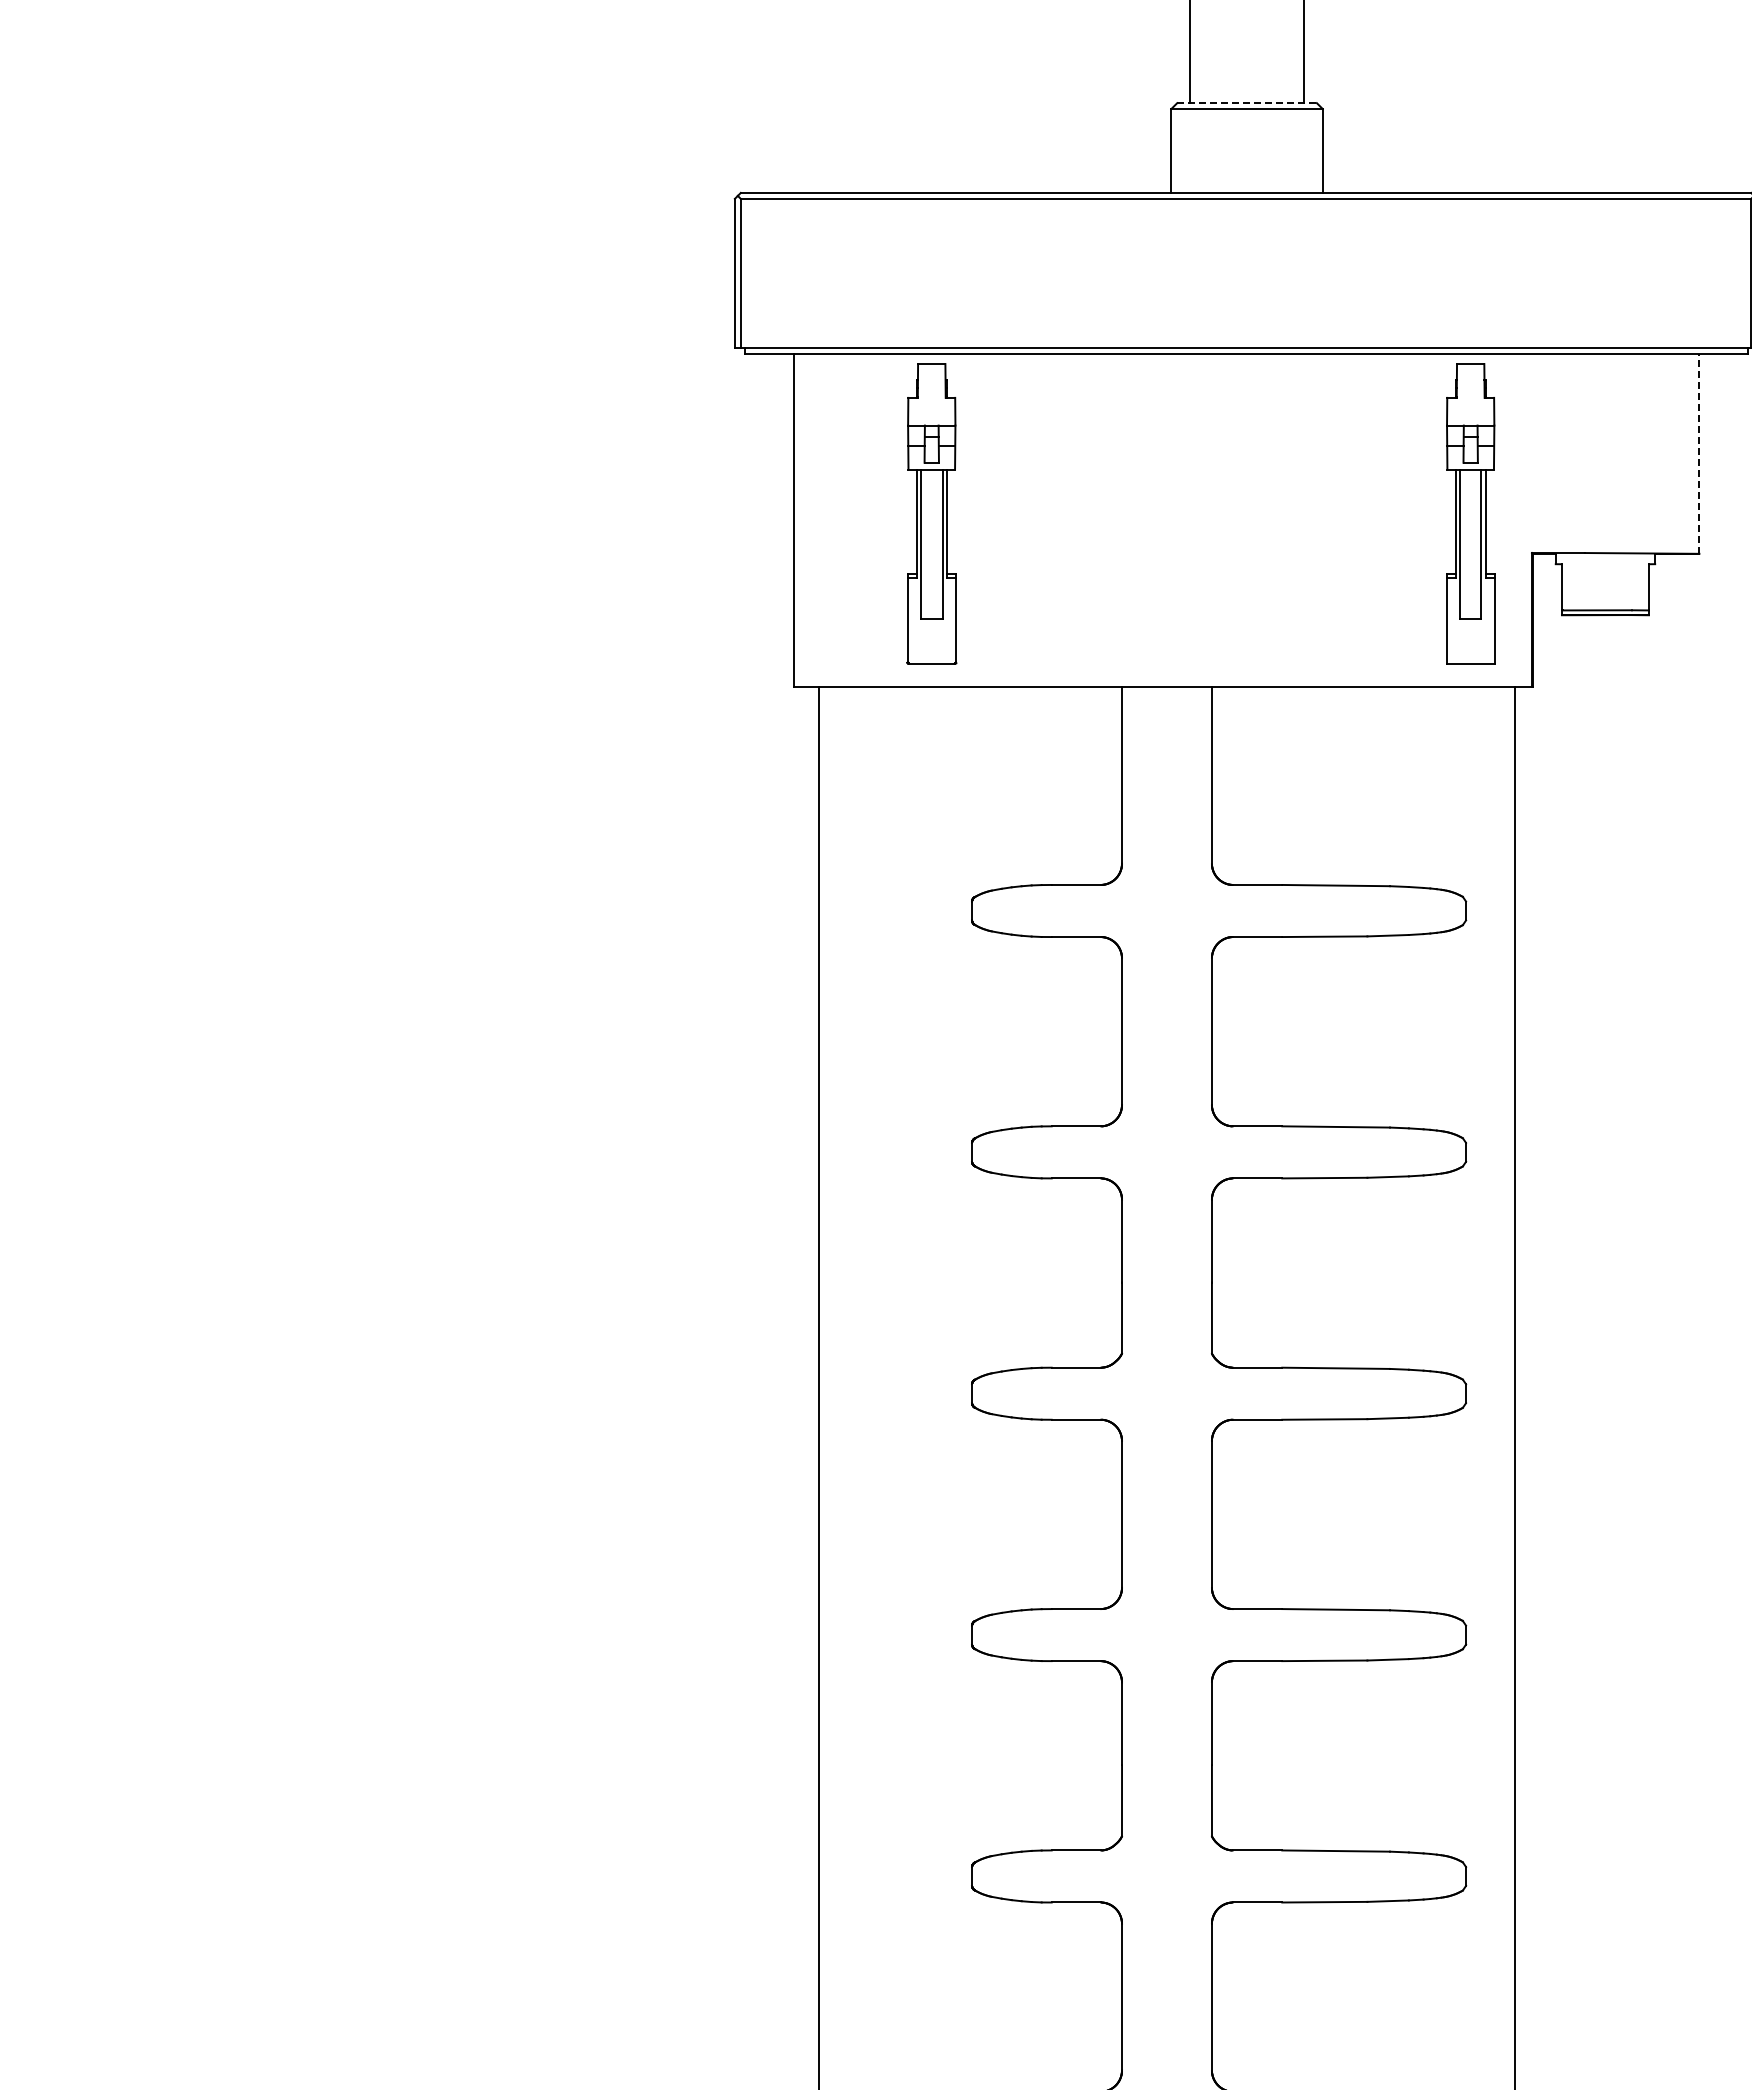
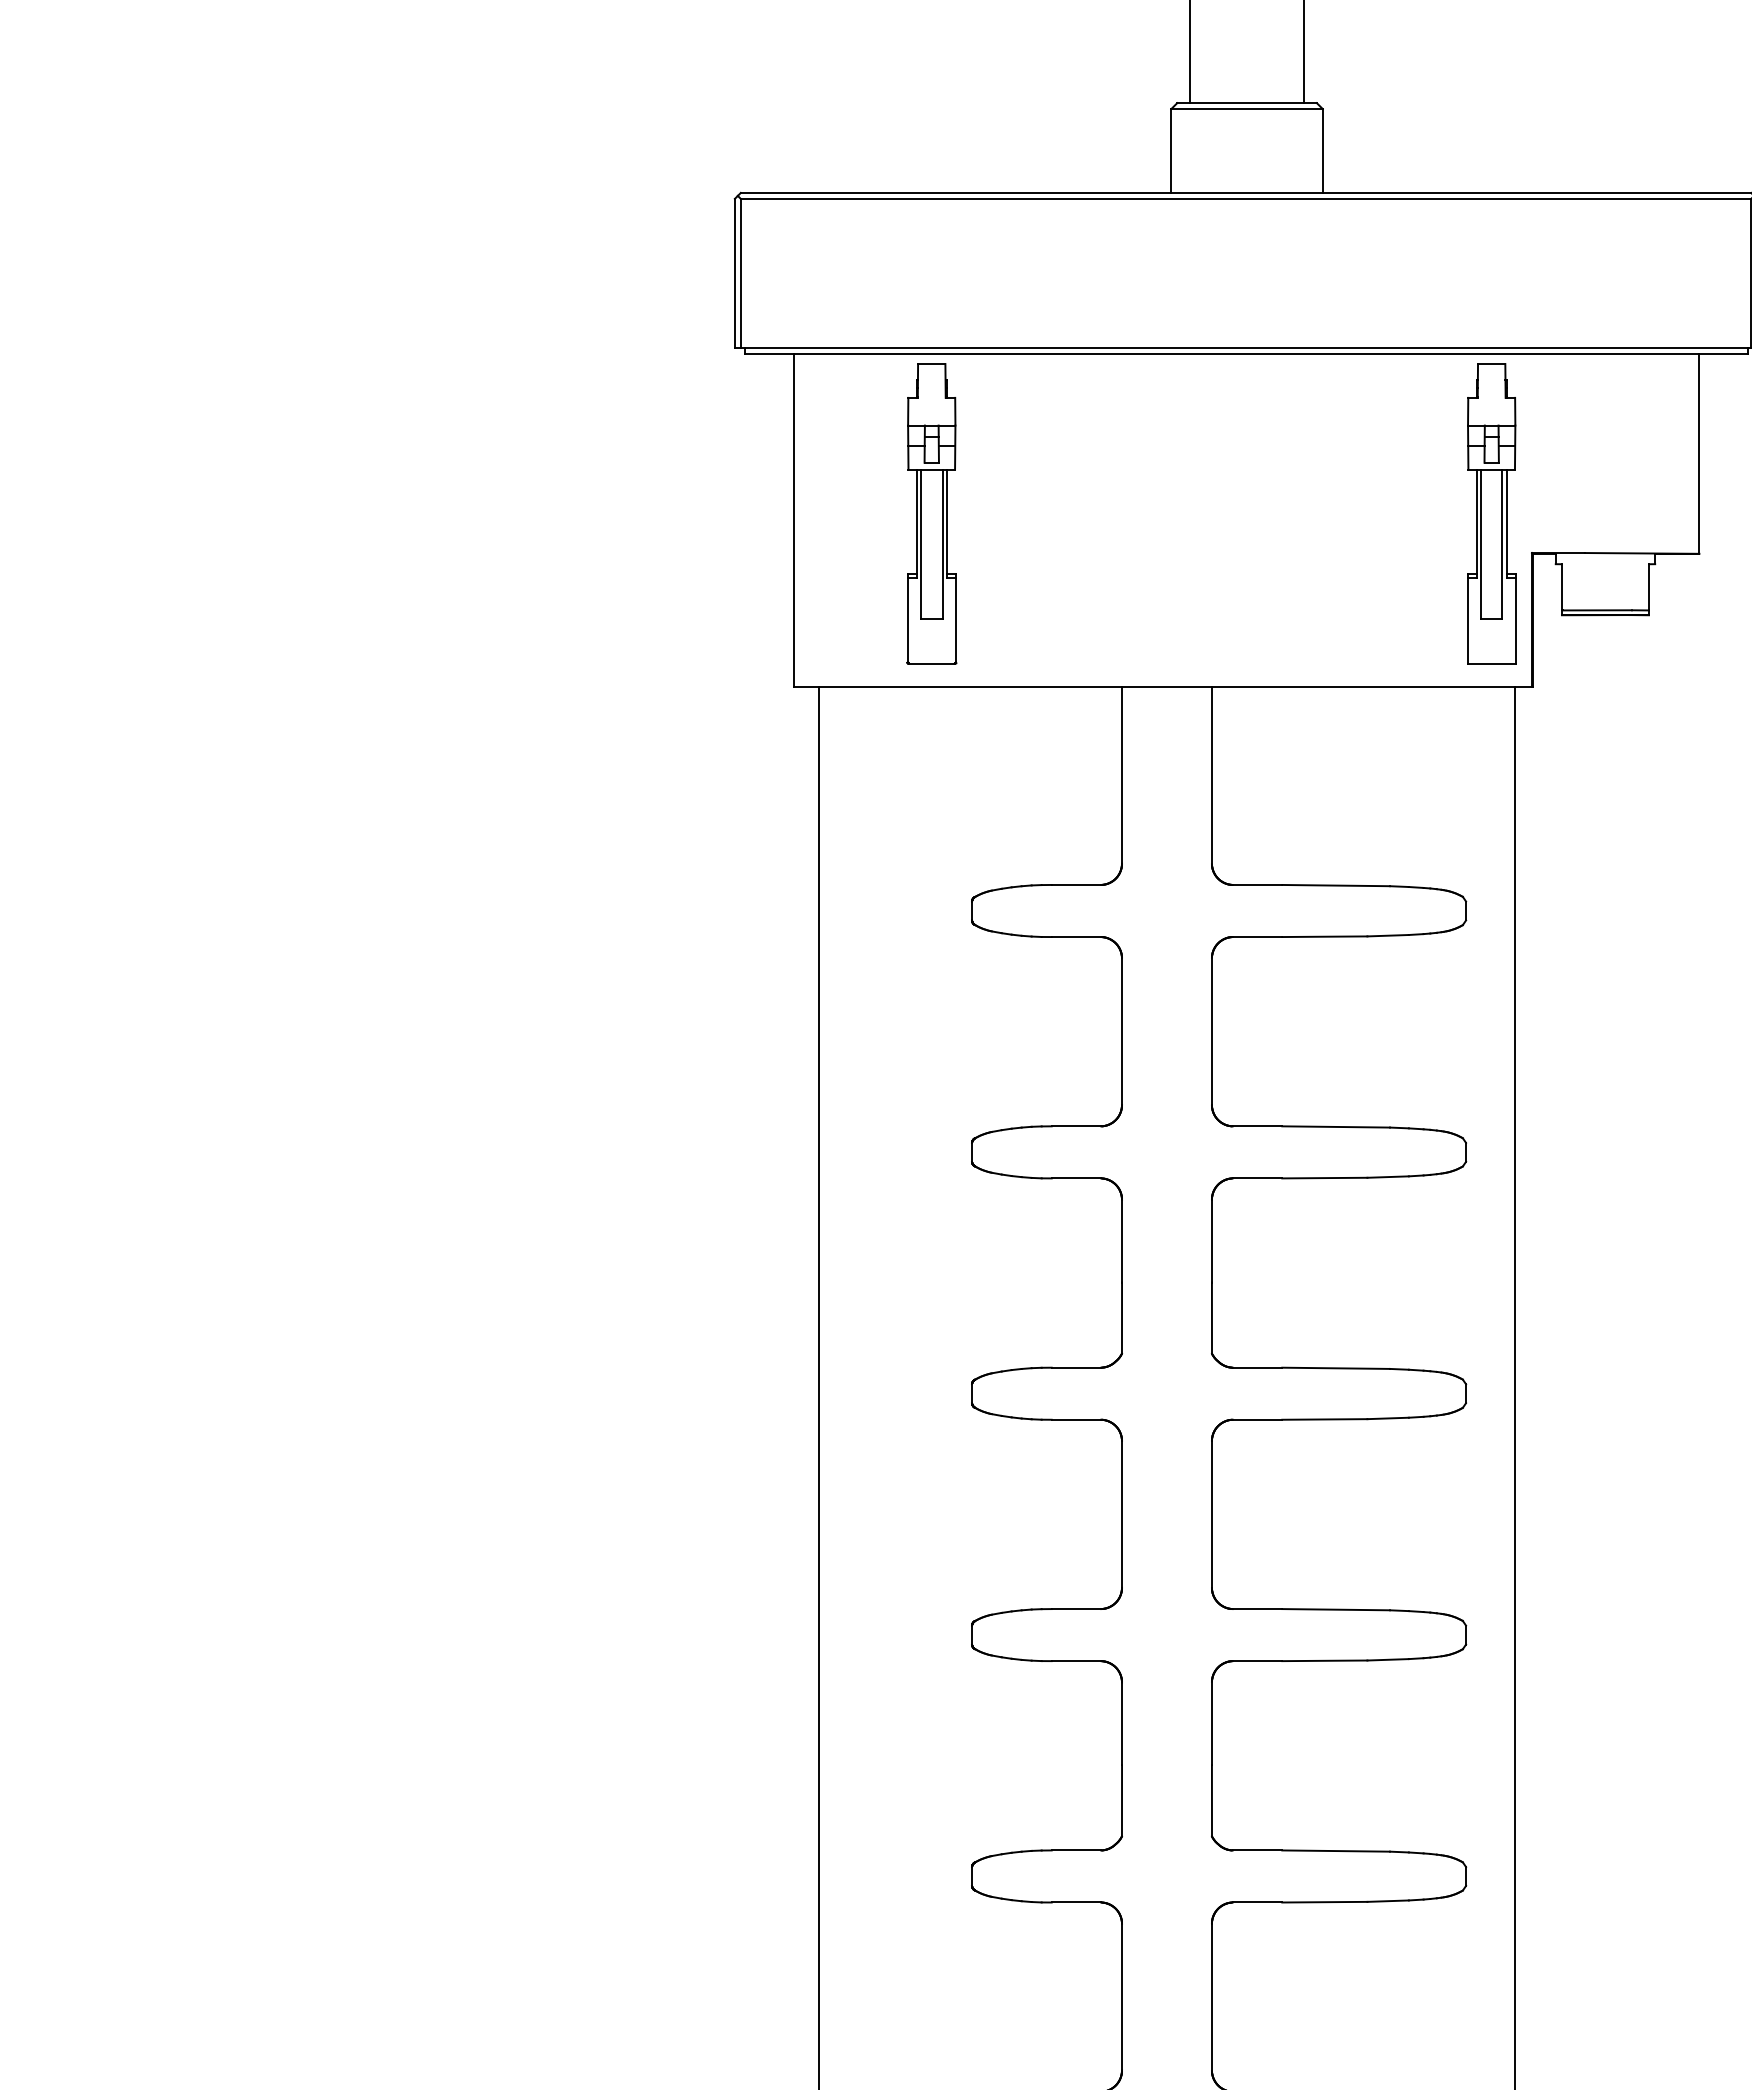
line: dashed -> solid (1247, 103)
line: dashed -> solid (1699, 453)
part position: (1470, 513) -> (1491, 513) (1491, 513)
